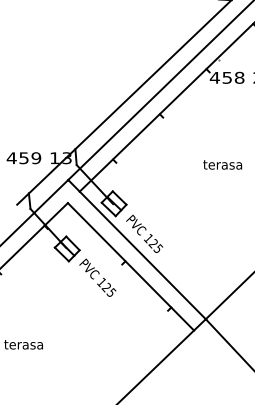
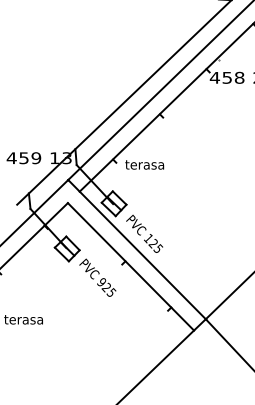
text position: (222, 164) -> (144, 164) (144, 164)
text: 125 -> 925 (101, 282)
text position: (23, 344) -> (23, 319) (23, 319)
